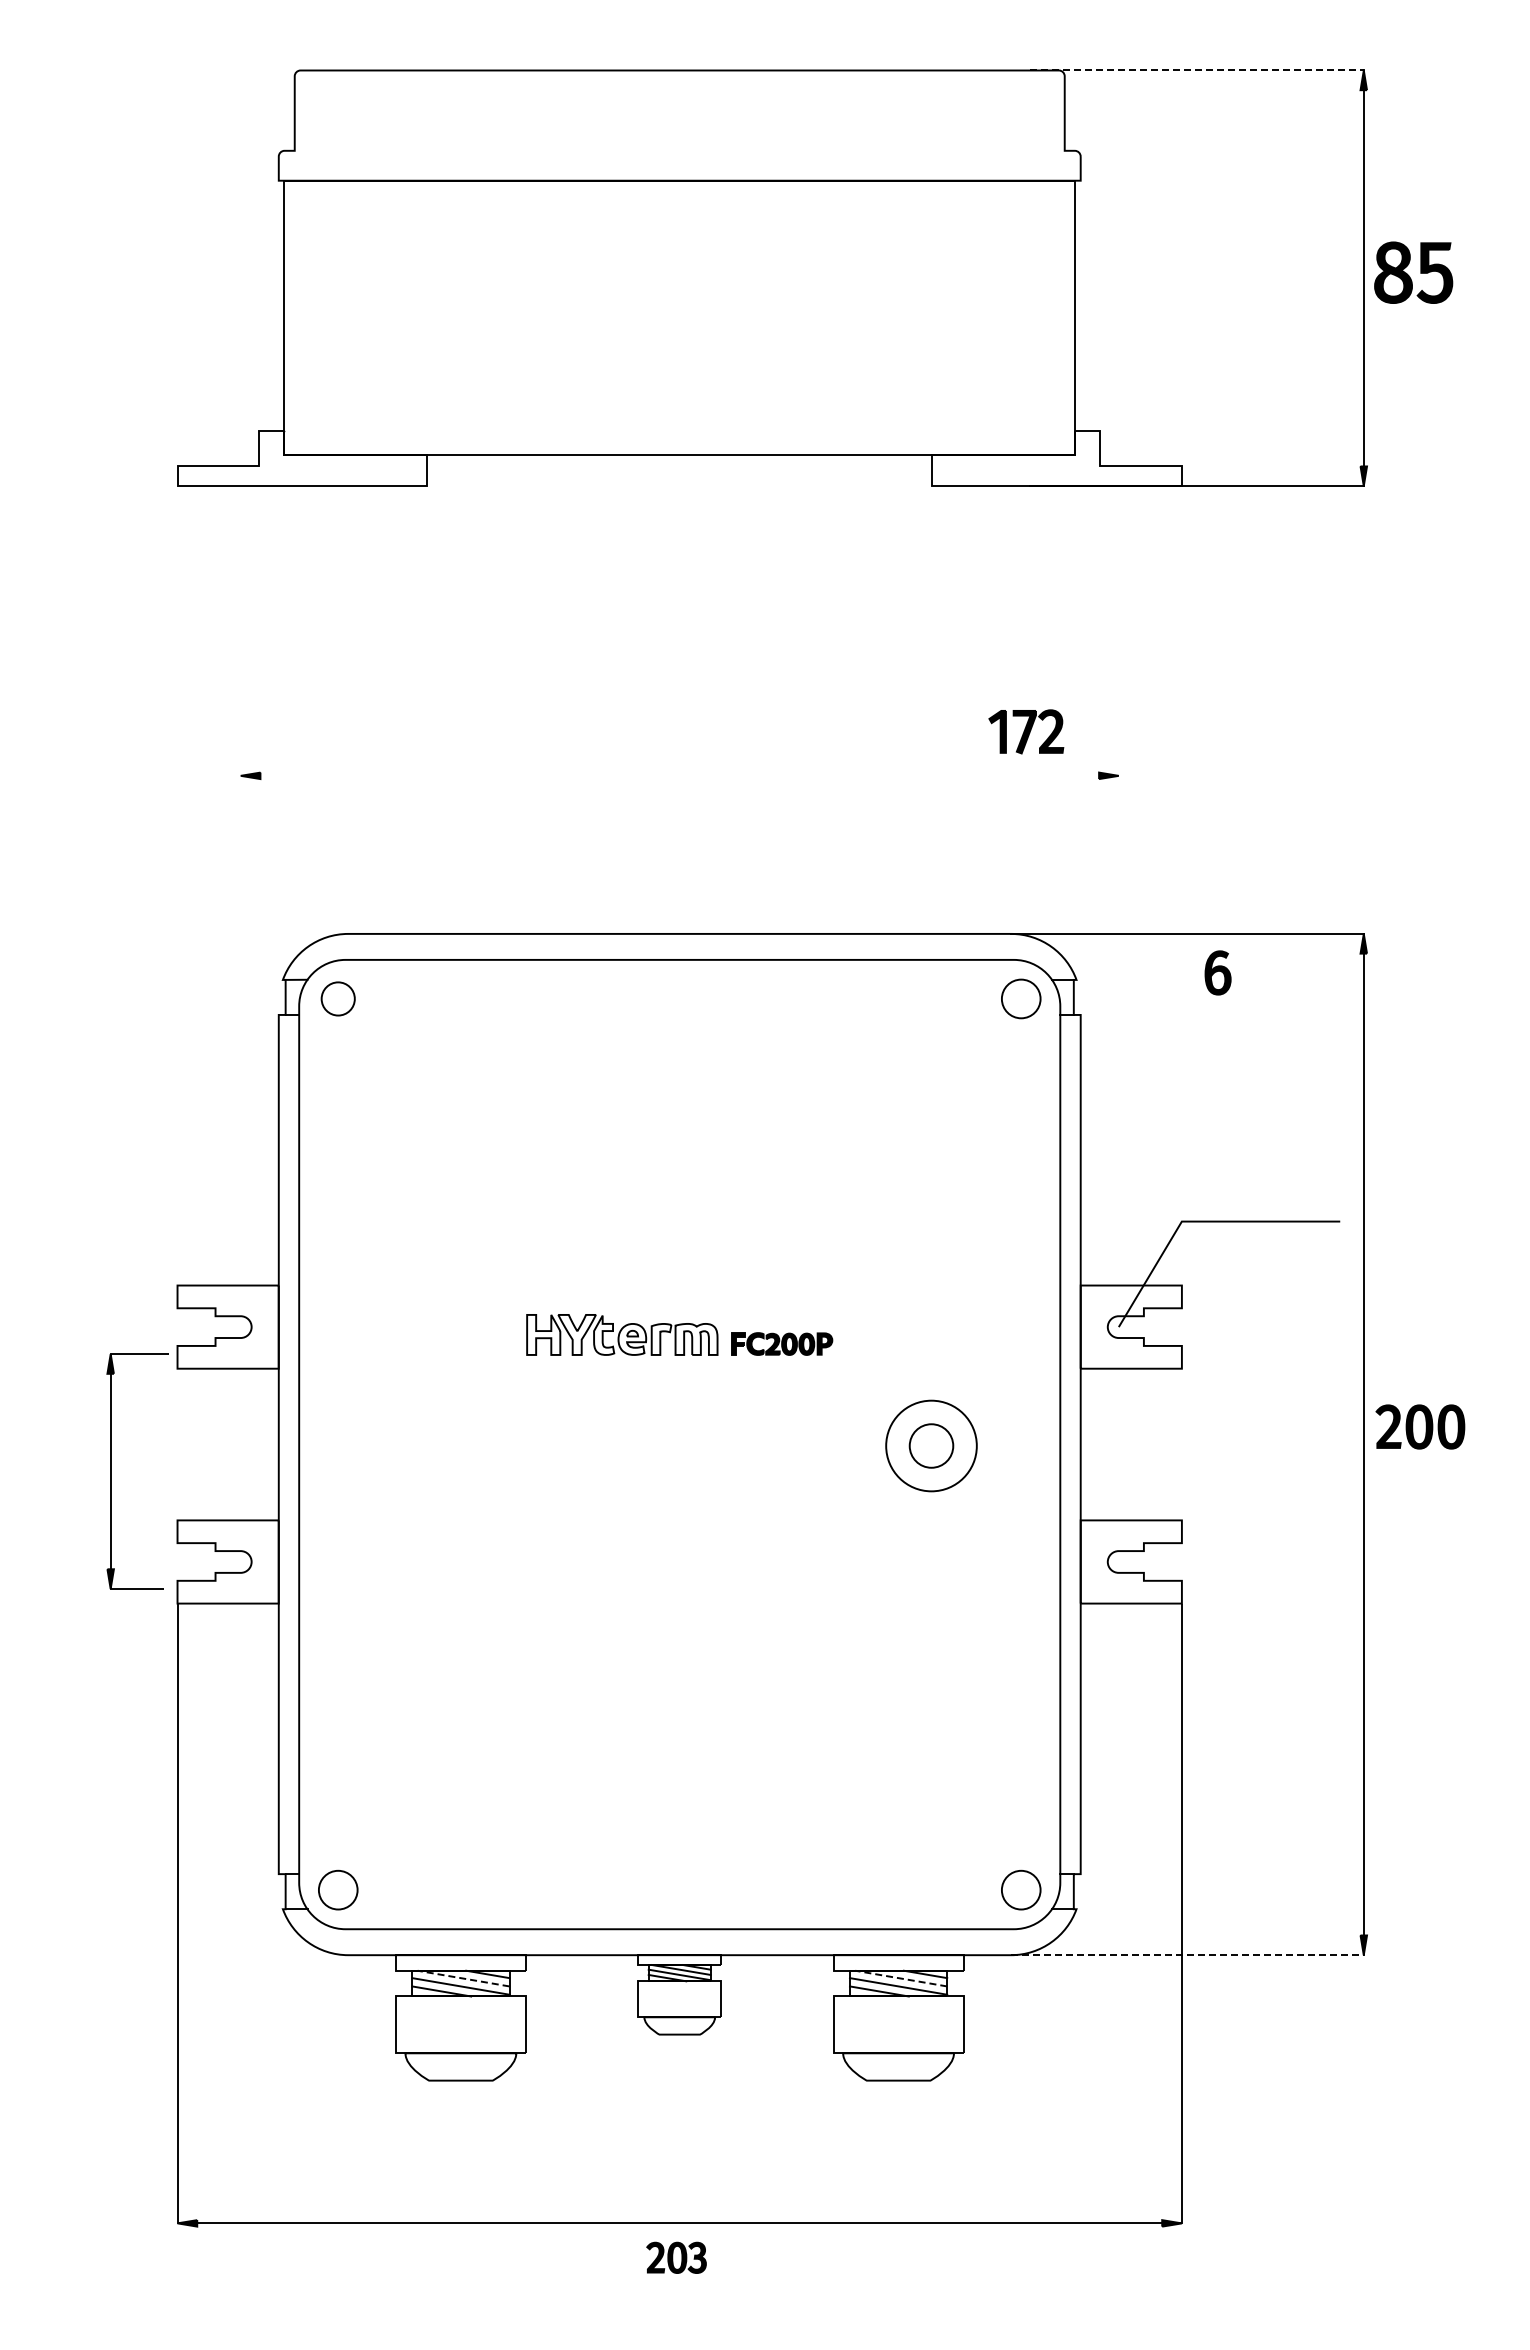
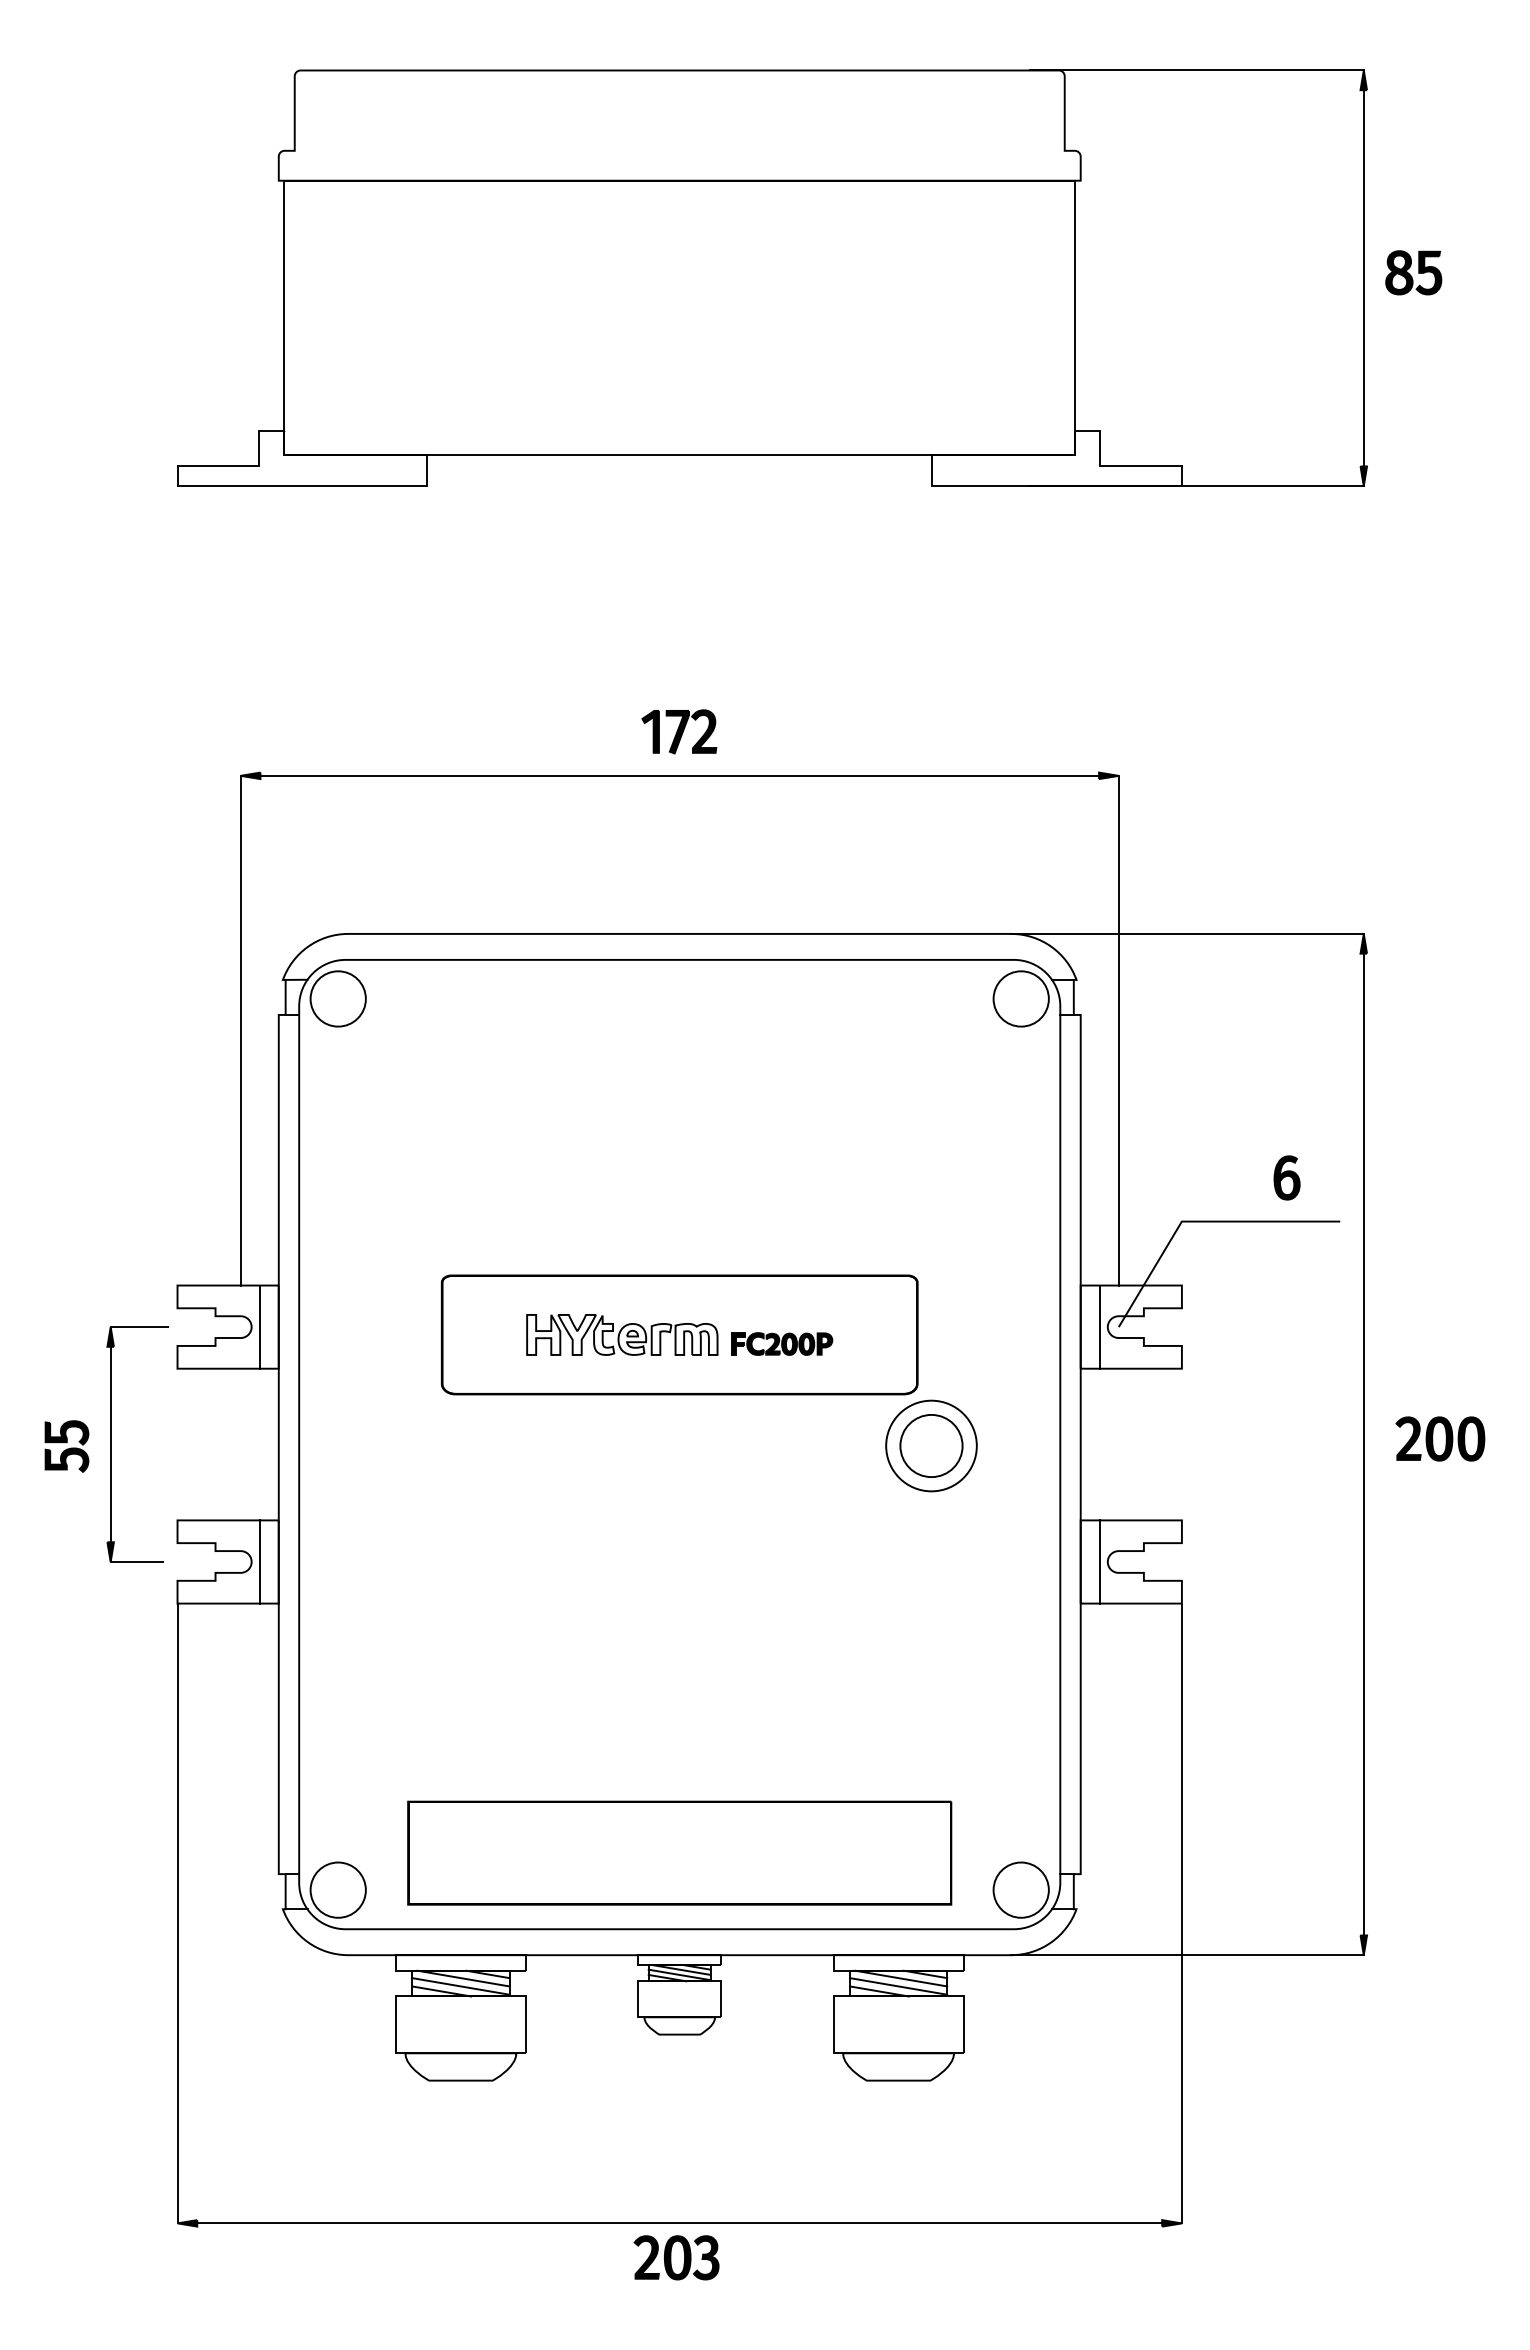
line: dashed -> solid (1196, 70)
part size: 80x63 px -> 58x46 px (1413, 272)
part position: (1026, 731) -> (679, 731) (679, 731)
line: none -> present (679, 775)
part position: (1217, 972) -> (1286, 1177) (1286, 1177)
circle diameter: 33 px -> 55 px (337, 998)
circle diameter: 39 px -> 55 px (1020, 998)
line: none -> present (240, 1030)
line: none -> present (1118, 1030)
line: none -> present (259, 1326)
line: none -> present (1099, 1326)
part: none -> present (679, 1334)
part position: (1420, 1426) -> (1440, 1438) (1440, 1438)
circle diameter: 44 px -> 62 px (931, 1445)
part: none -> present (66, 1446)
part position: (111, 1471) -> (111, 1444) (111, 1444)
line: none -> present (259, 1561)
line: none -> present (1099, 1561)
part: none -> present (679, 1852)
circle diameter: 39 px -> 55 px (337, 1889)
circle diameter: 39 px -> 55 px (1020, 1889)
line: dashed -> solid (1187, 1955)
line: dashed -> solid (463, 1978)
line: dashed -> solid (901, 1978)
part size: 61x33 px -> 87x46 px (676, 2257)
